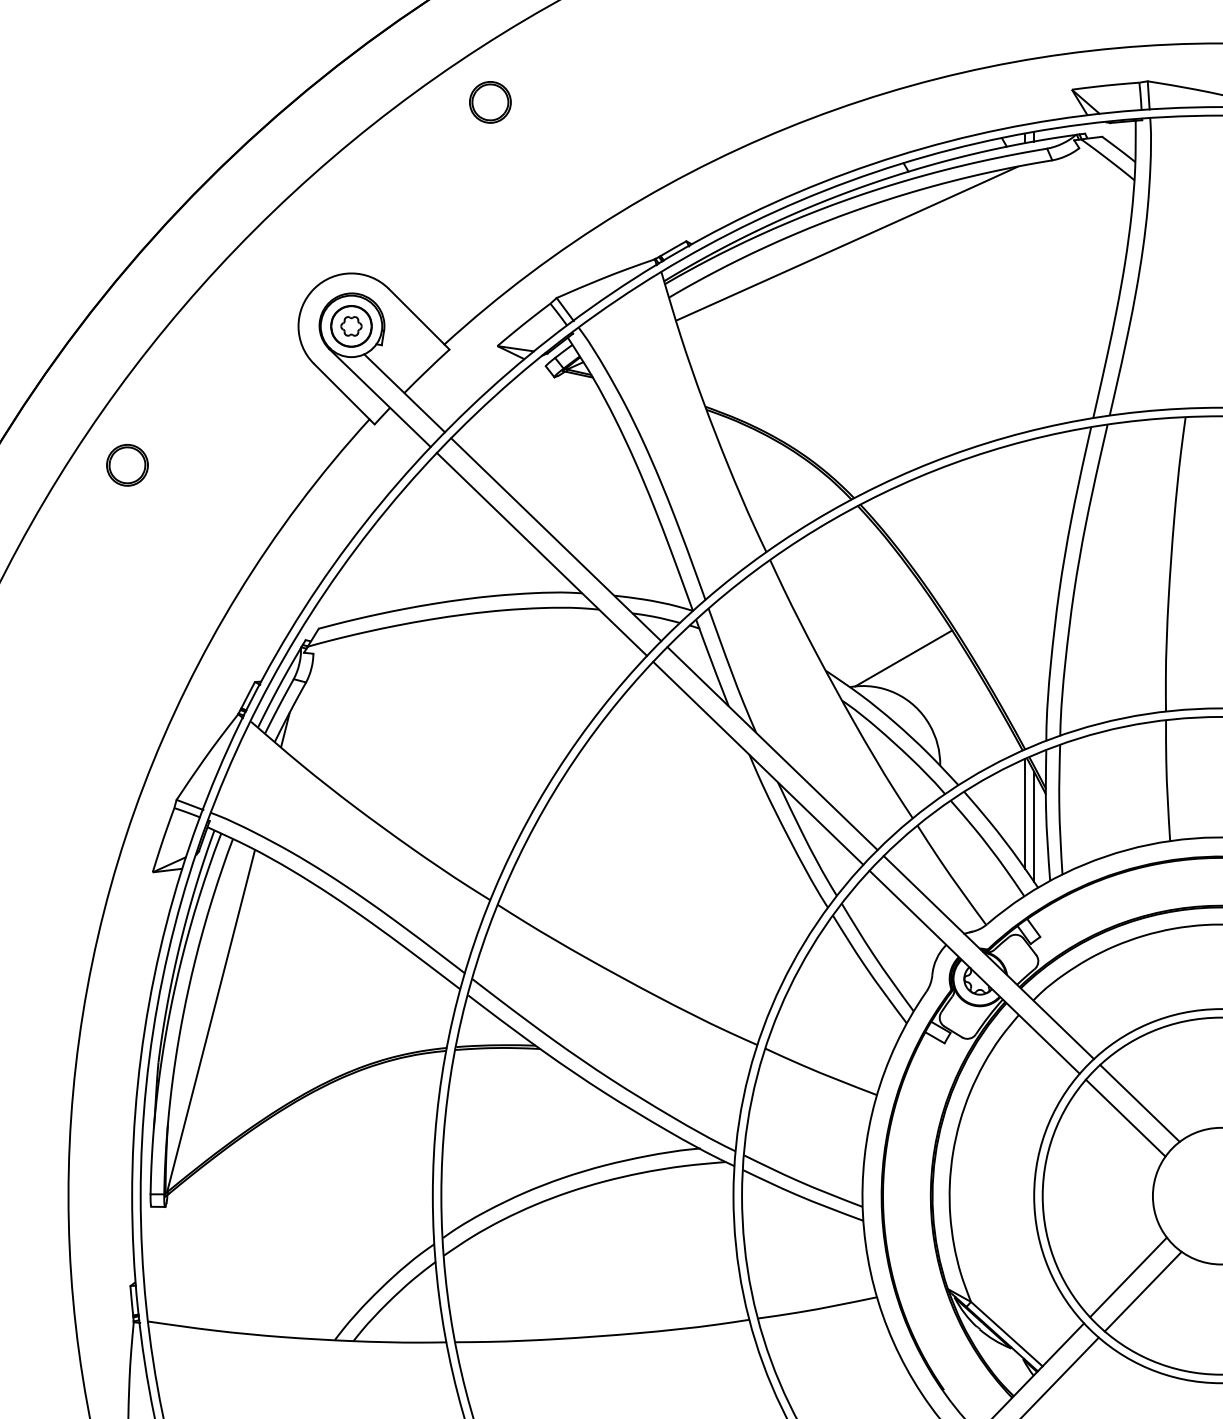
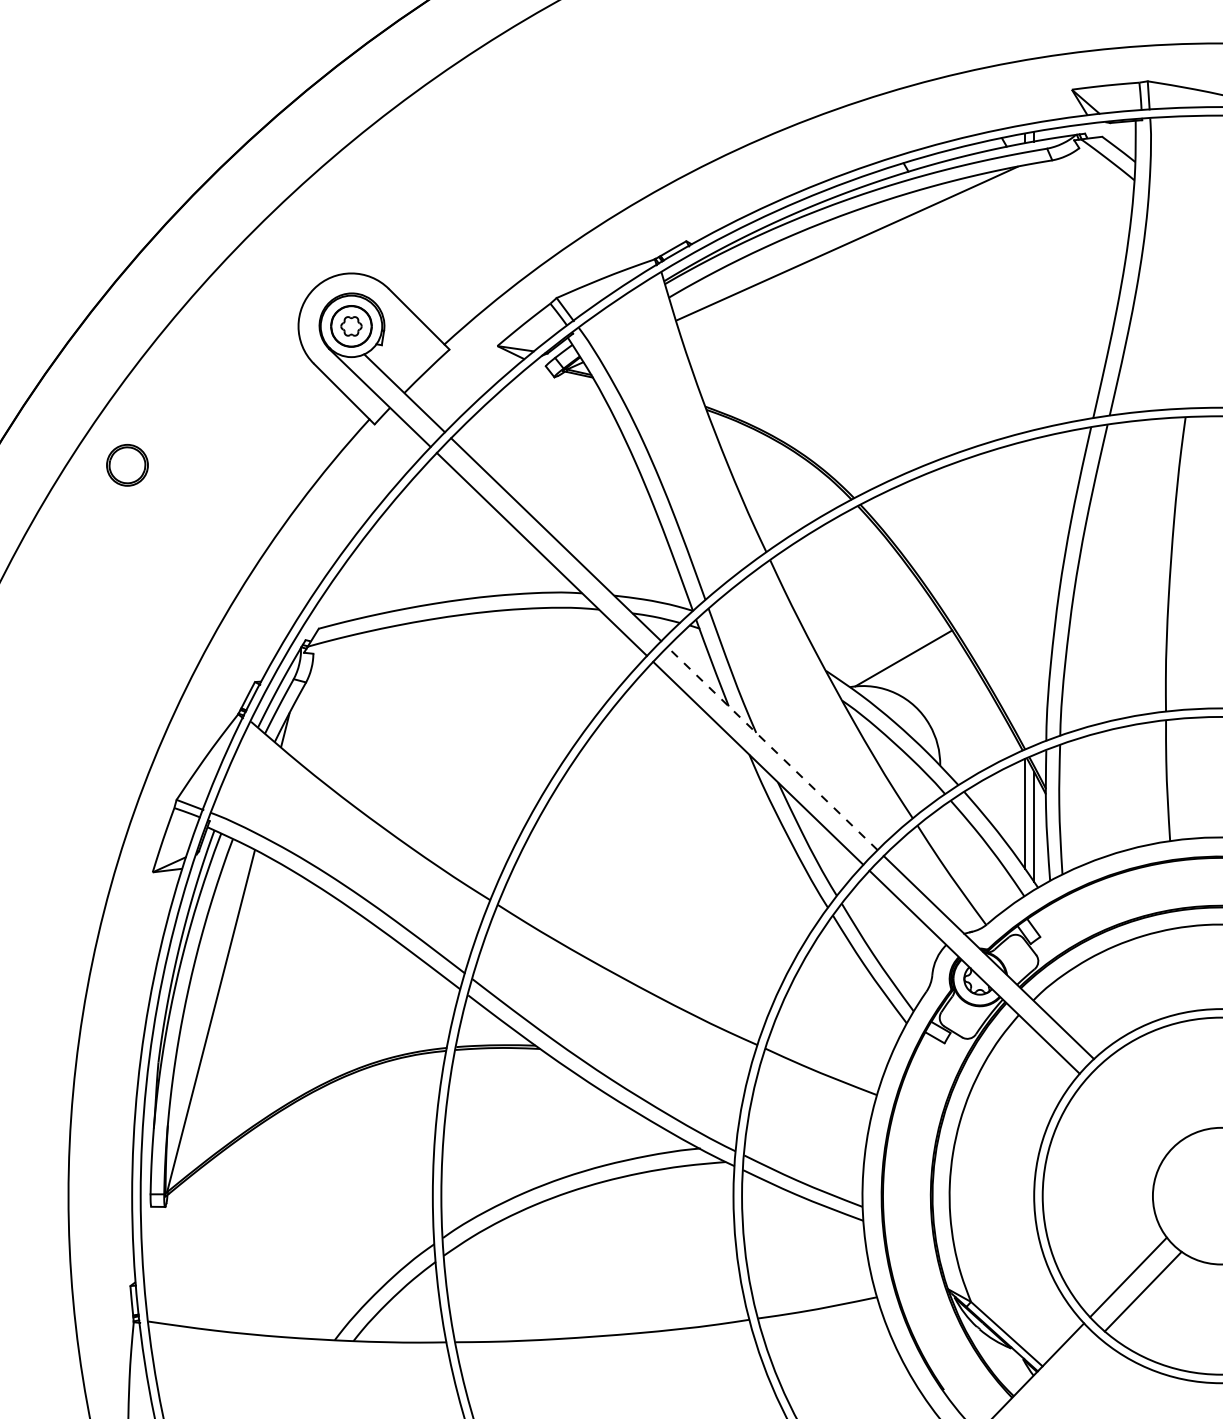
part: present -> none (490, 102)
line: solid -> dashed (772, 748)
line: present -> none (1139, 1102)
line: present -> none (1125, 1117)
line: present -> none (1060, 1376)
